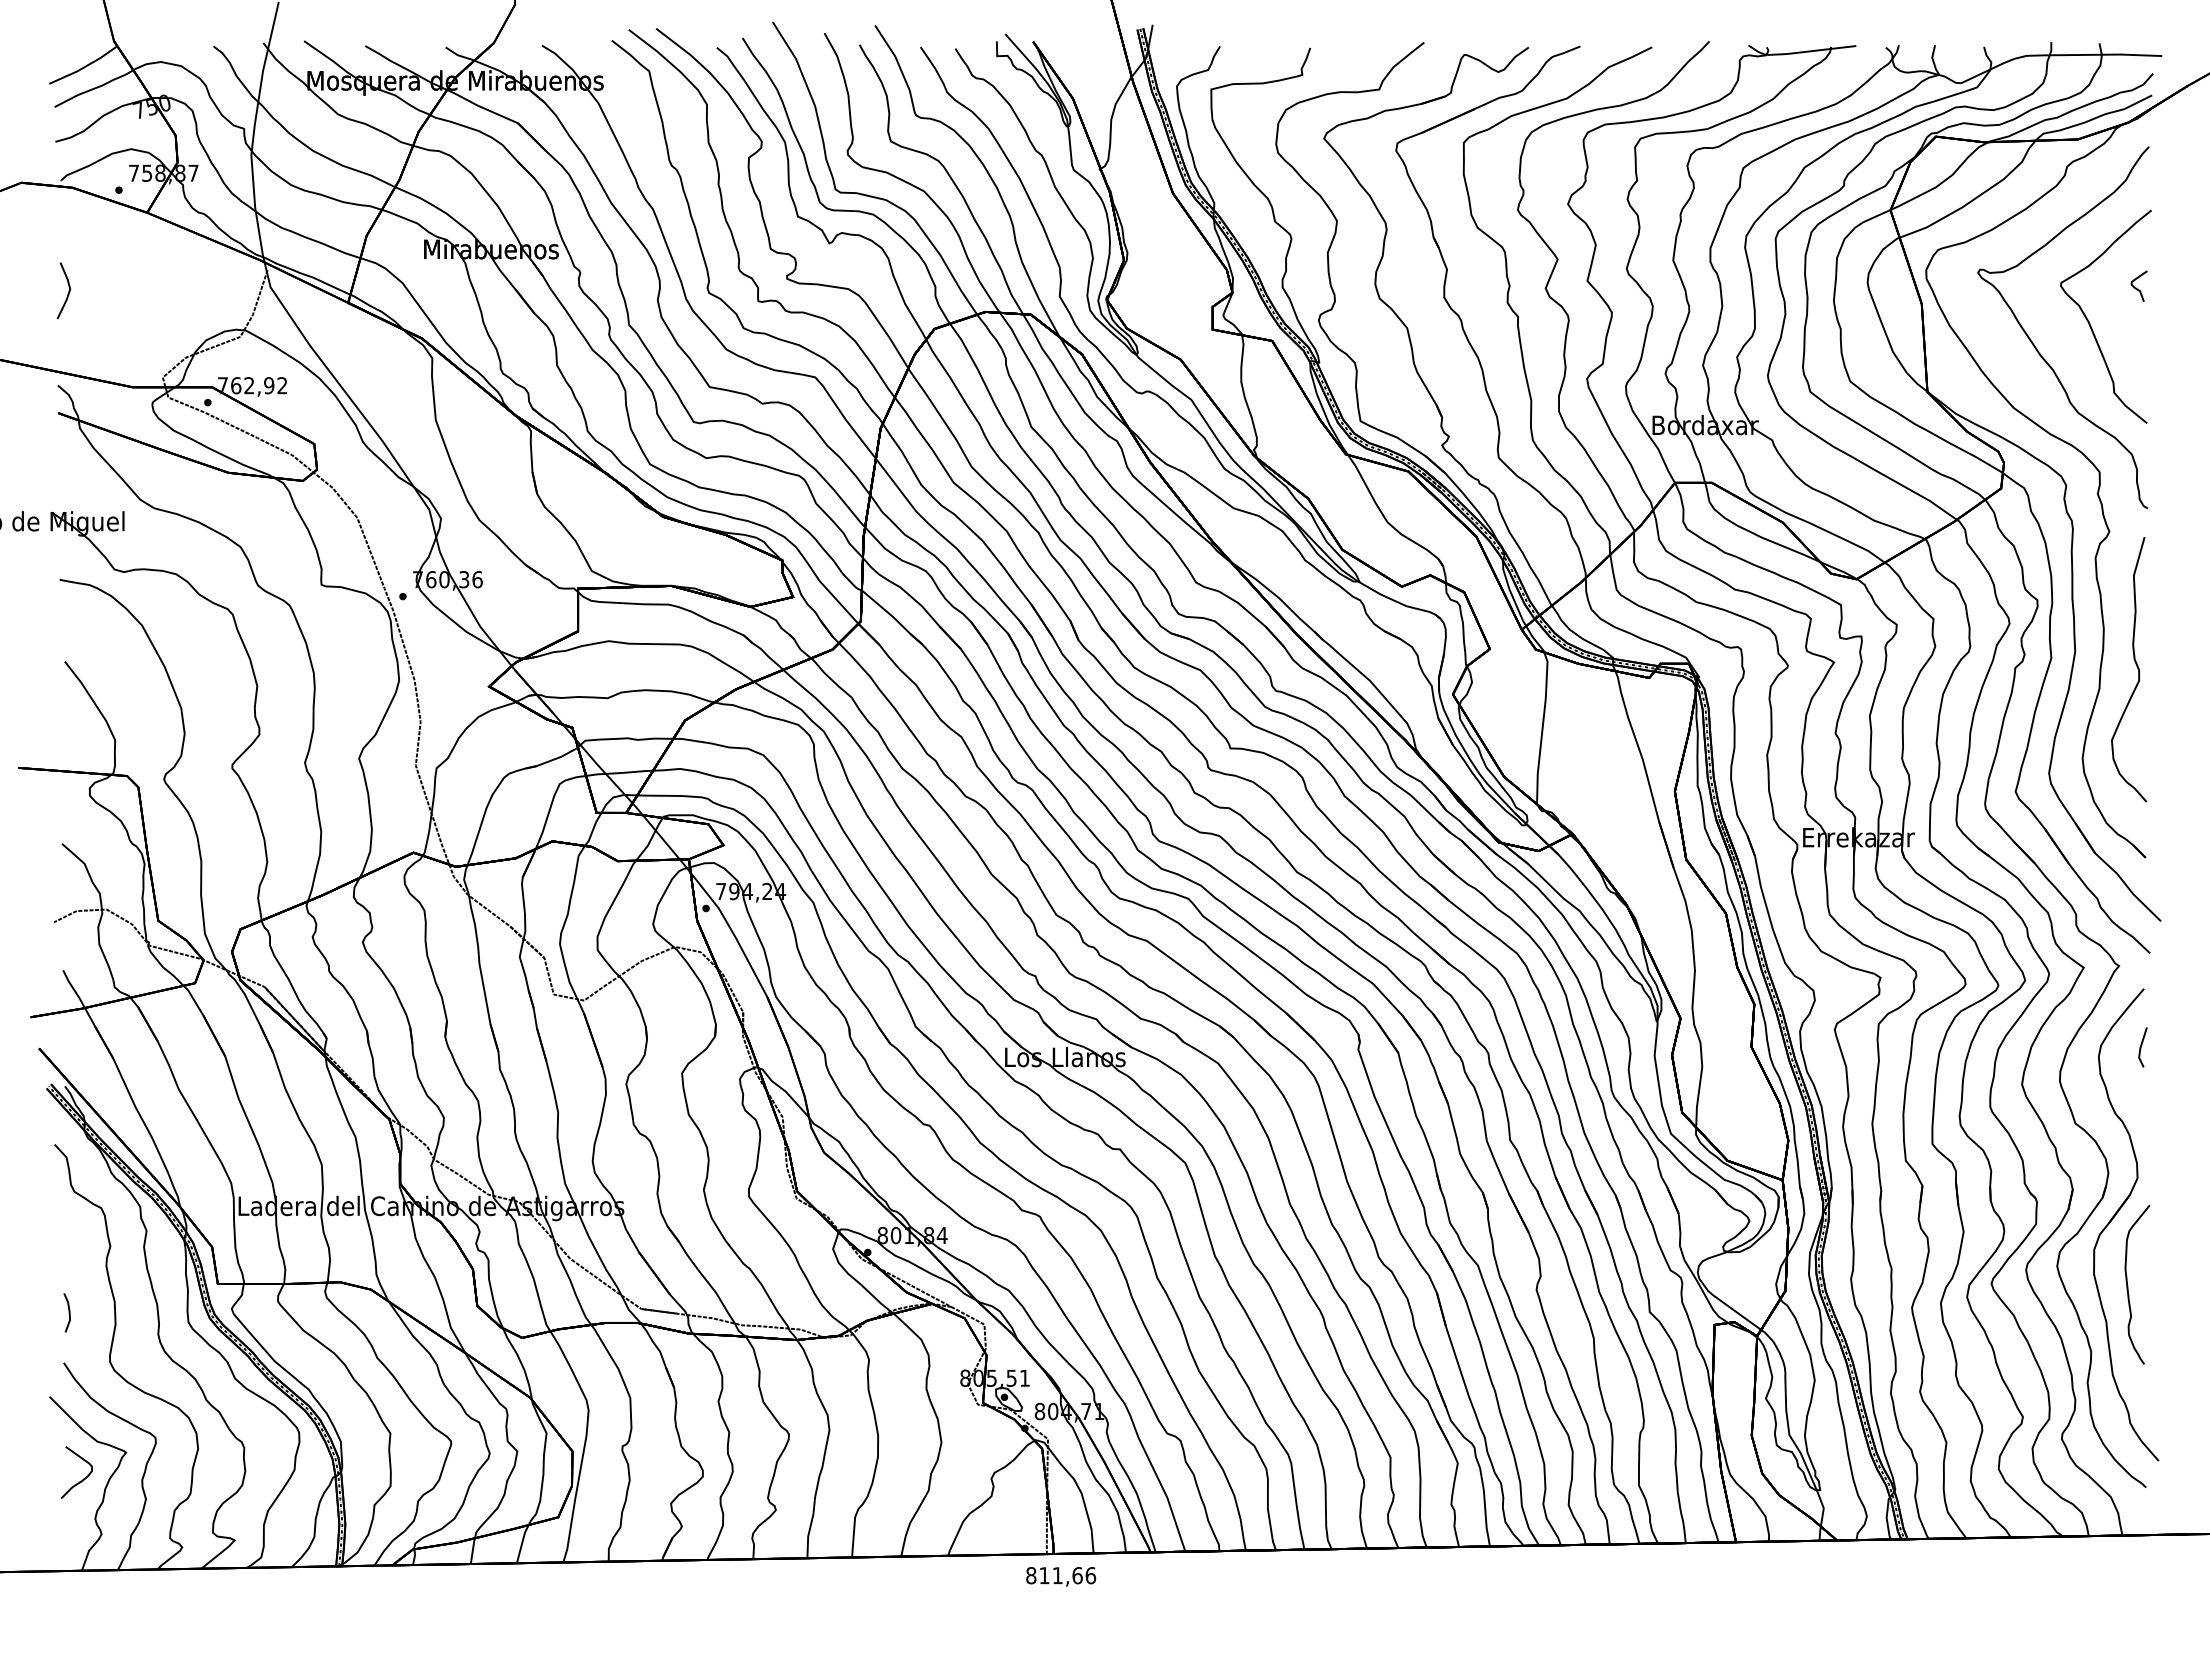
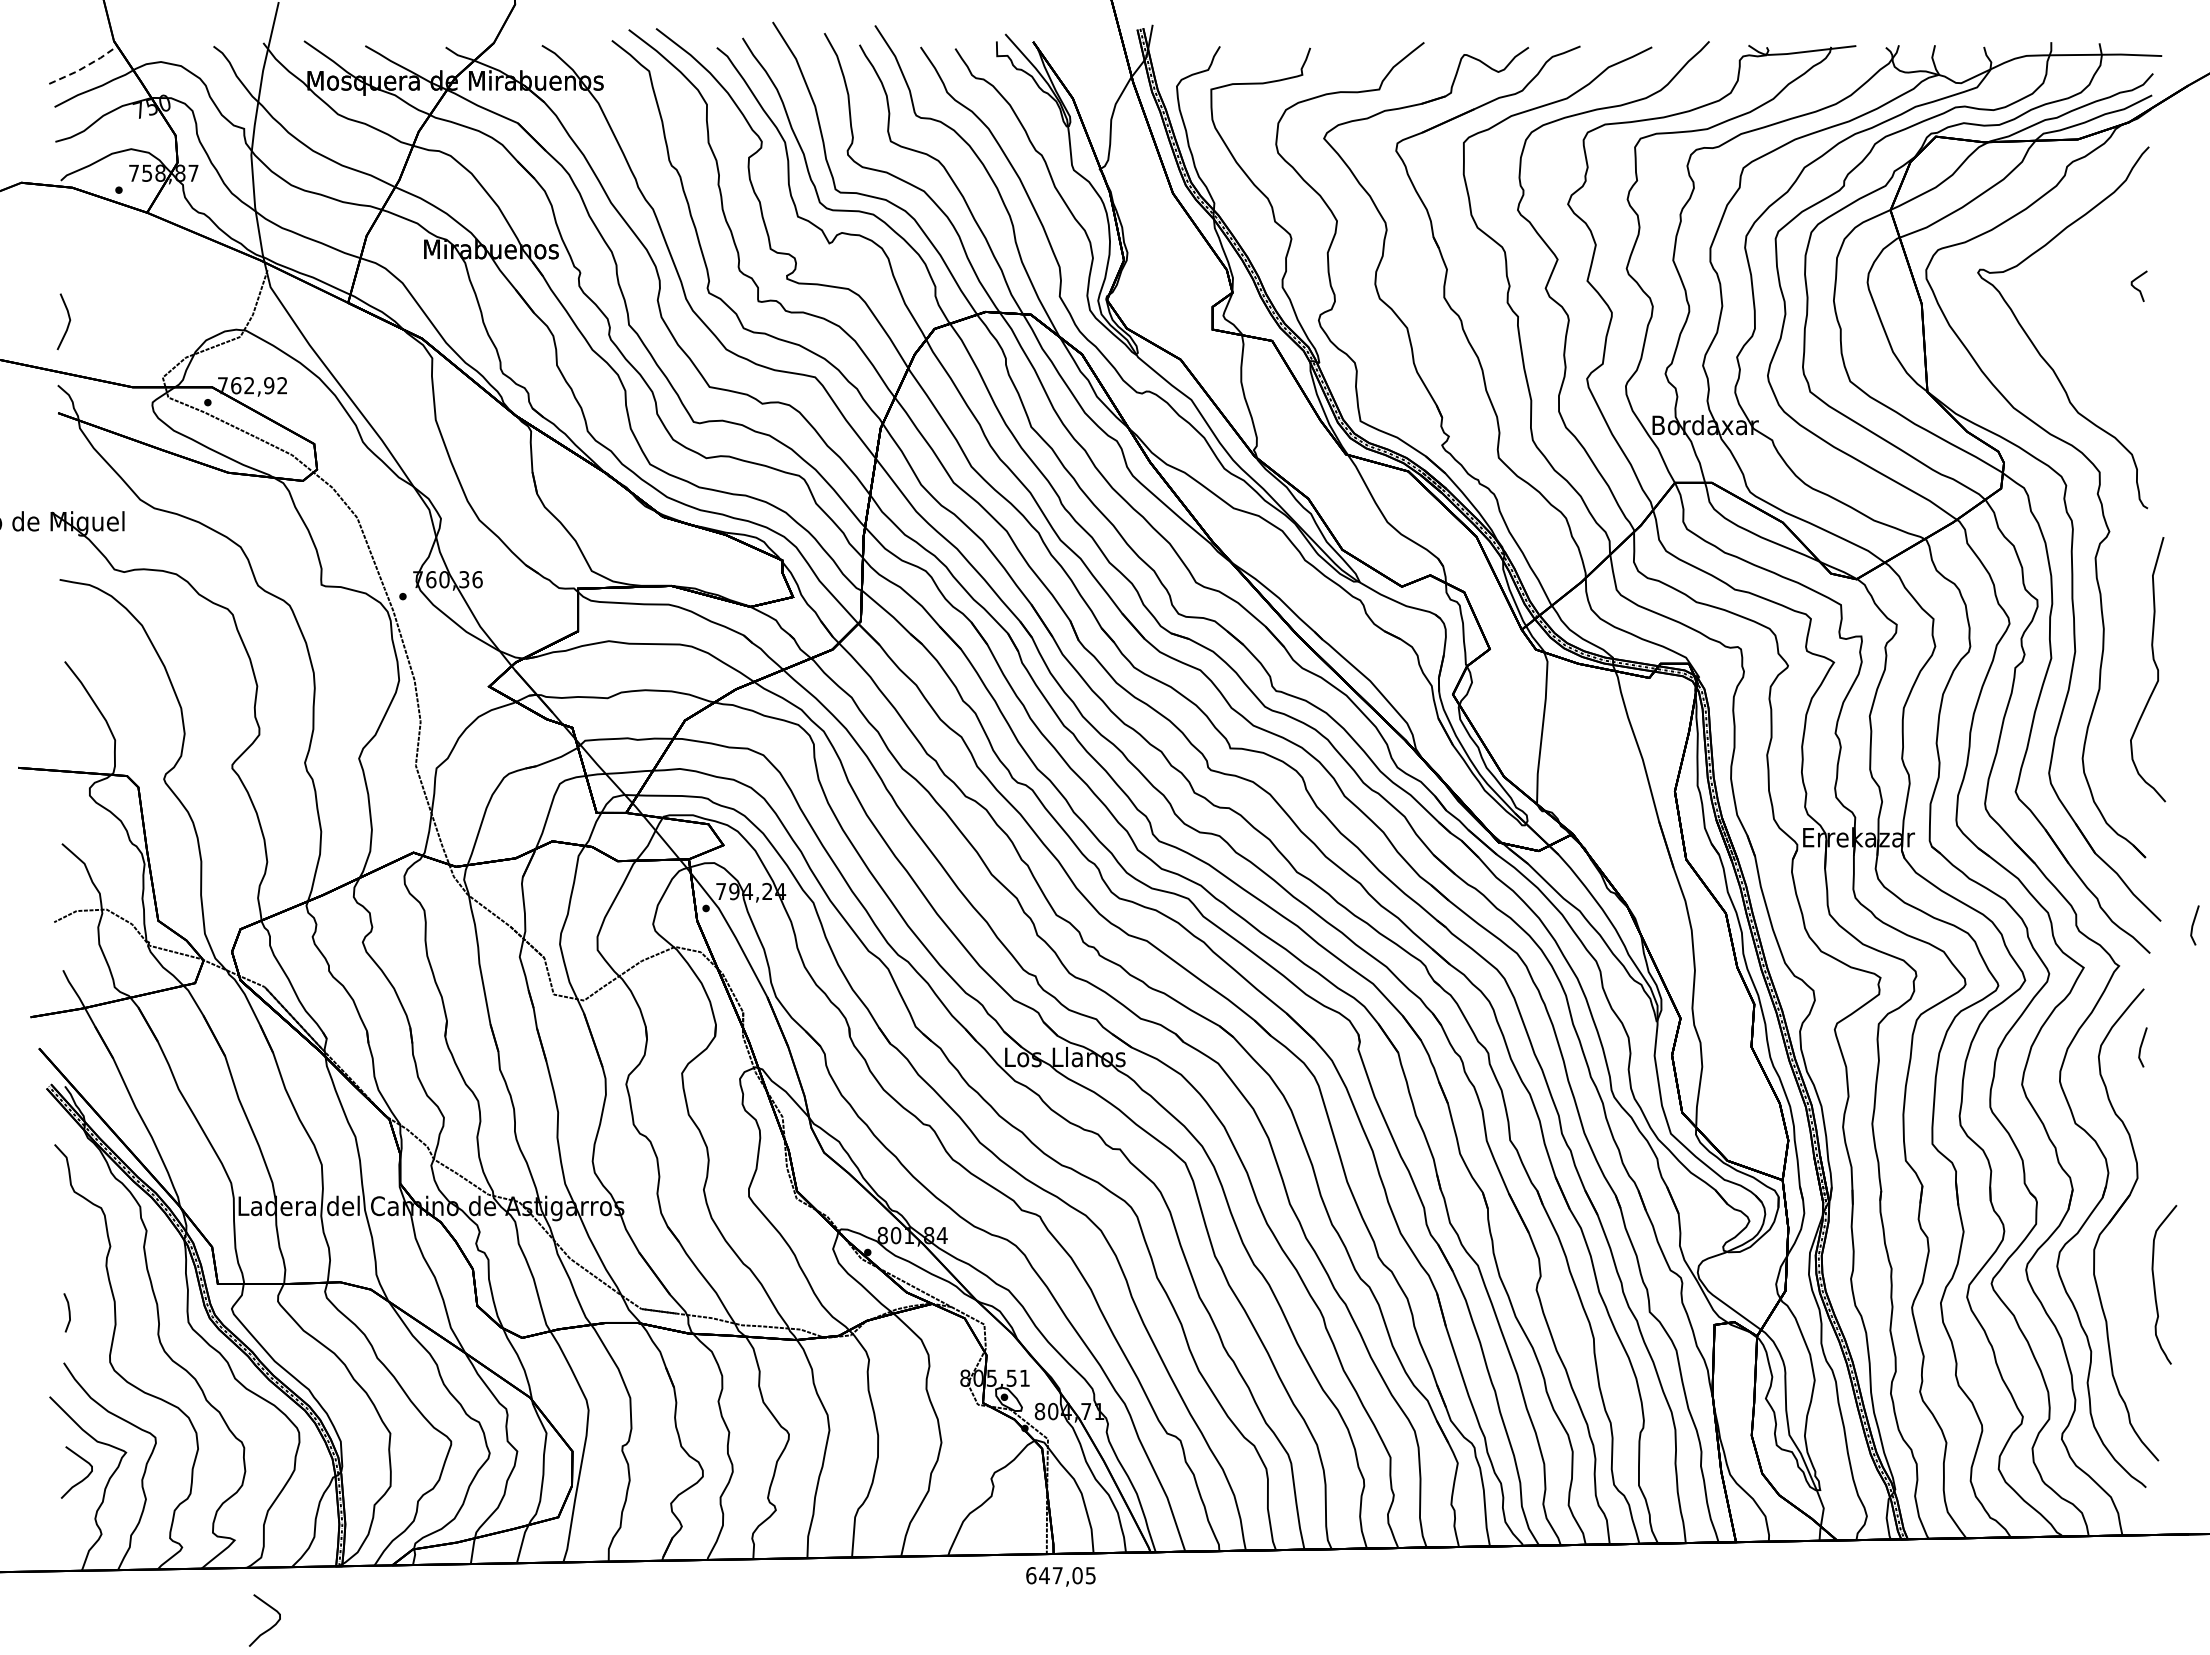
line: solid -> dashed (85, 66)
line position: (68, 290) -> (68, 321) (68, 321)
curve: present -> none (2090, 323)
curve position: (2136, 666) -> (2155, 666) (2155, 666)
line: none -> present (2193, 925)
curve position: (2128, 1285) -> (2155, 1285) (2155, 1285)
text: 811,66 -> 647,05 (1061, 1575)
curve: none -> present (271, 1626)
